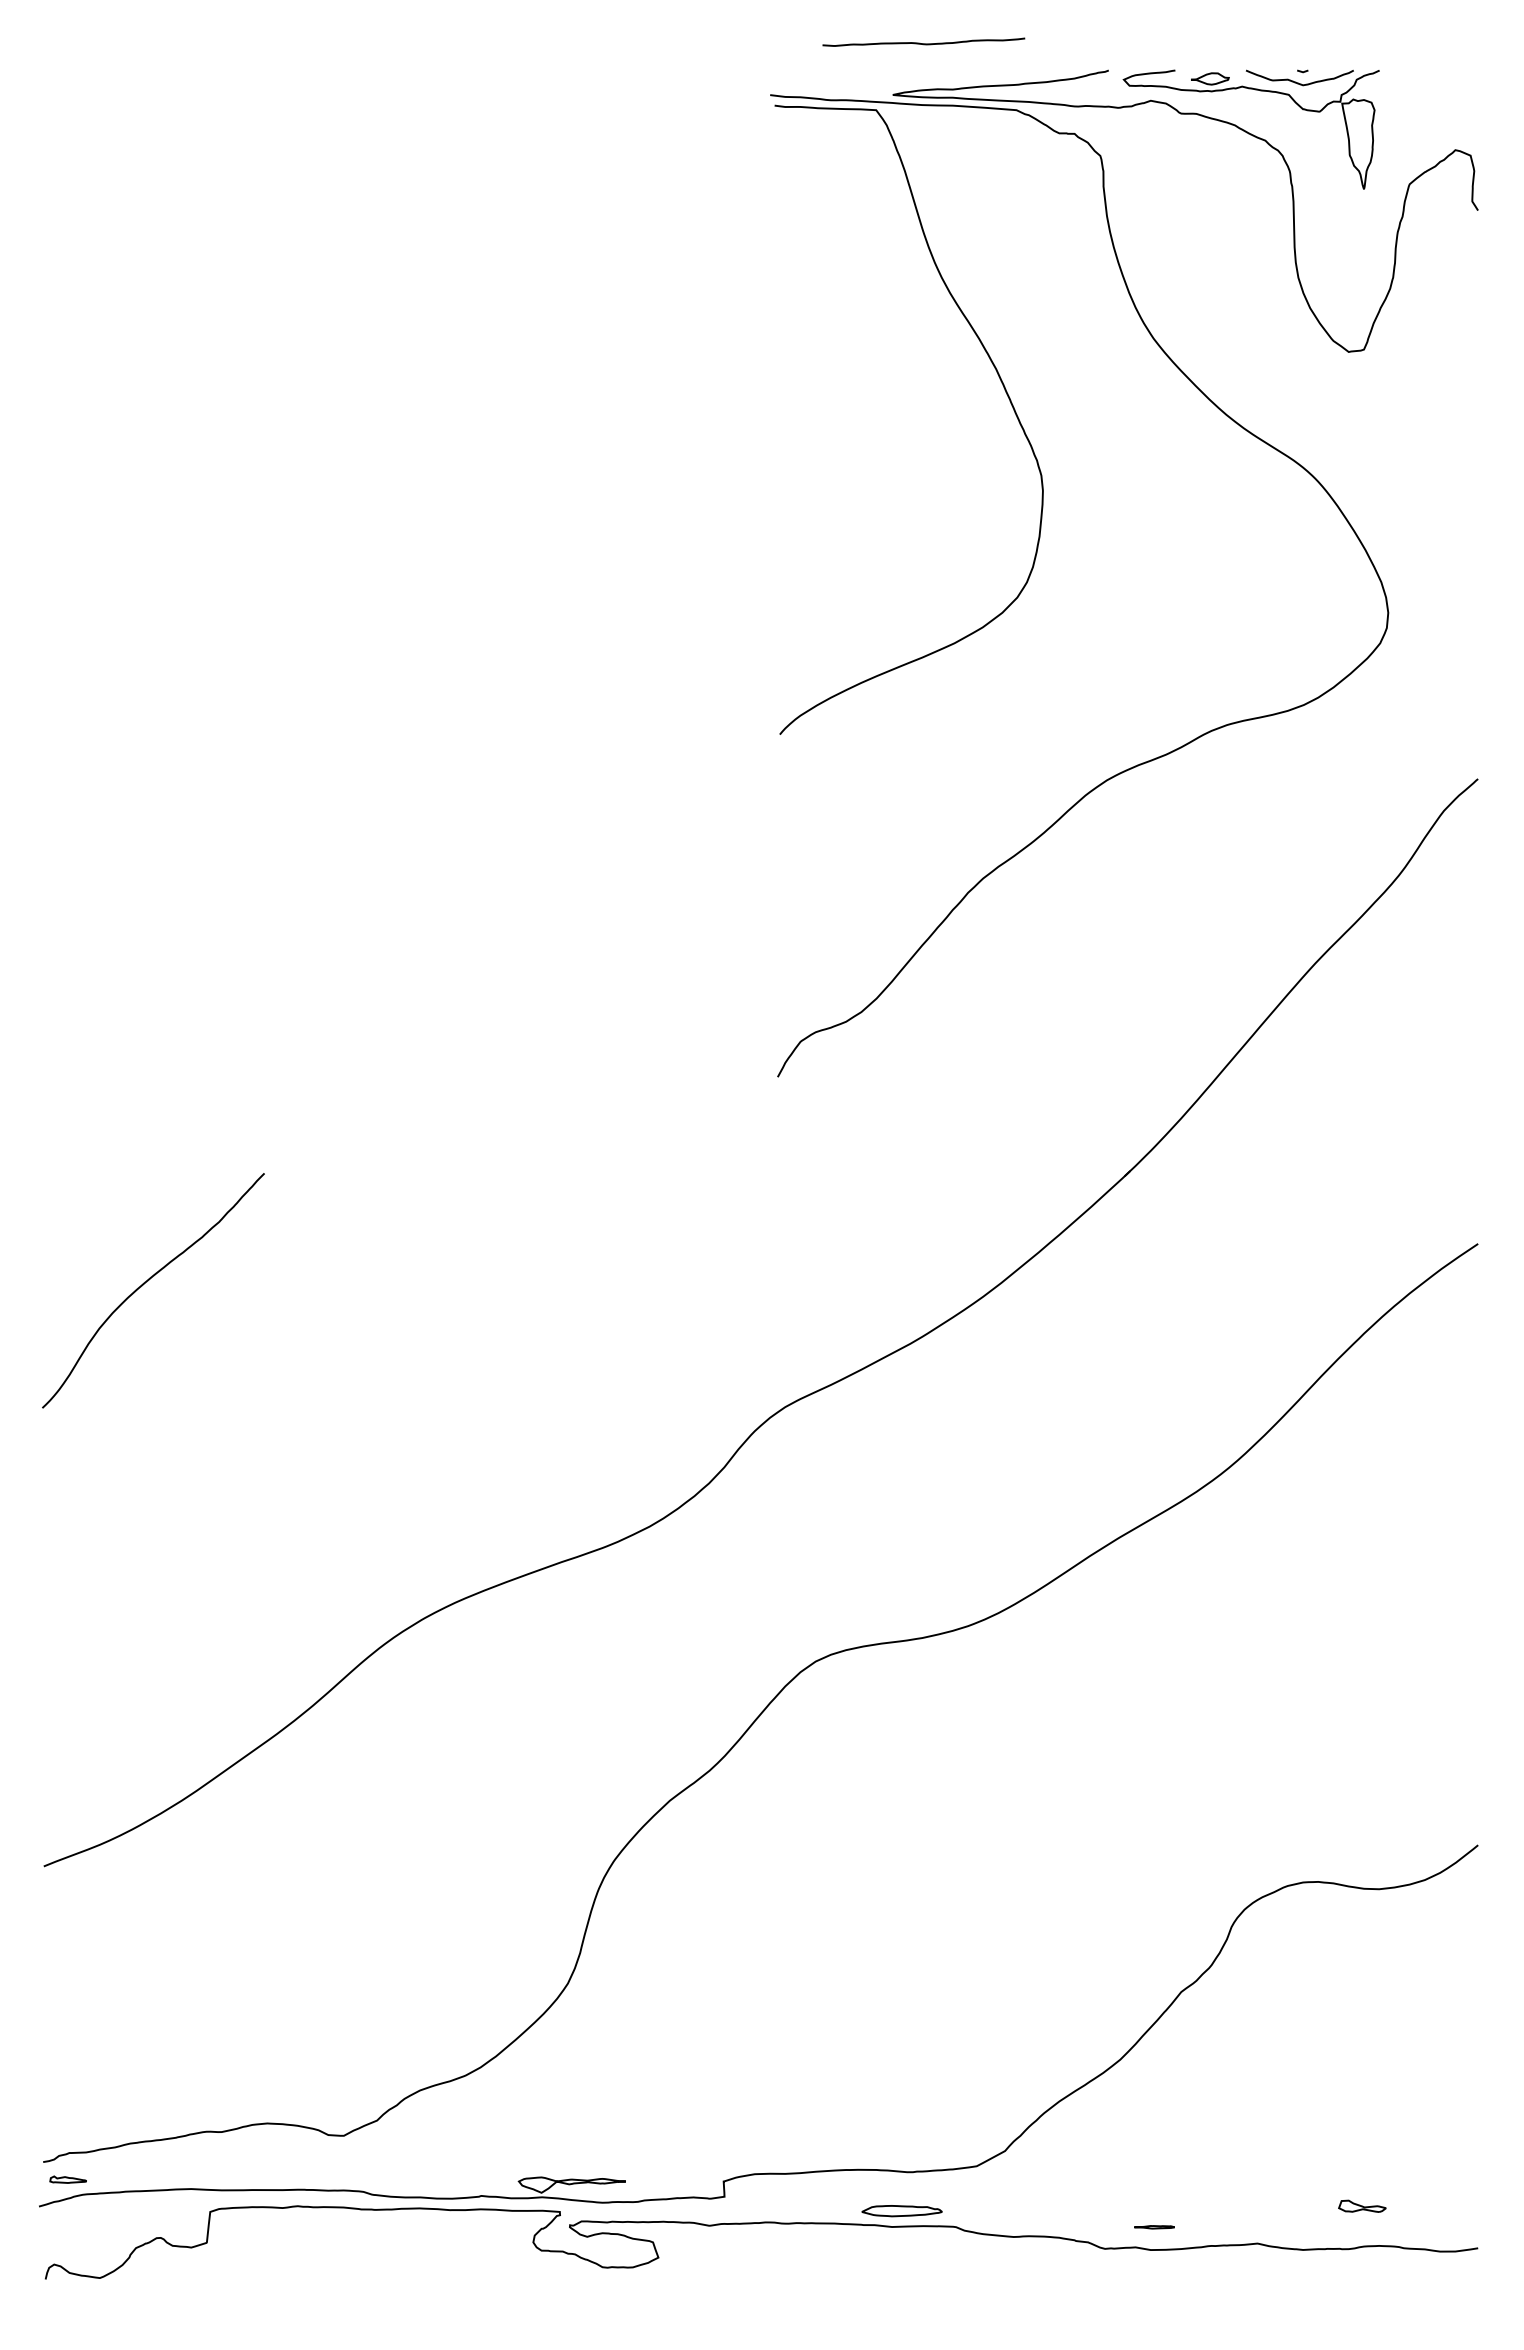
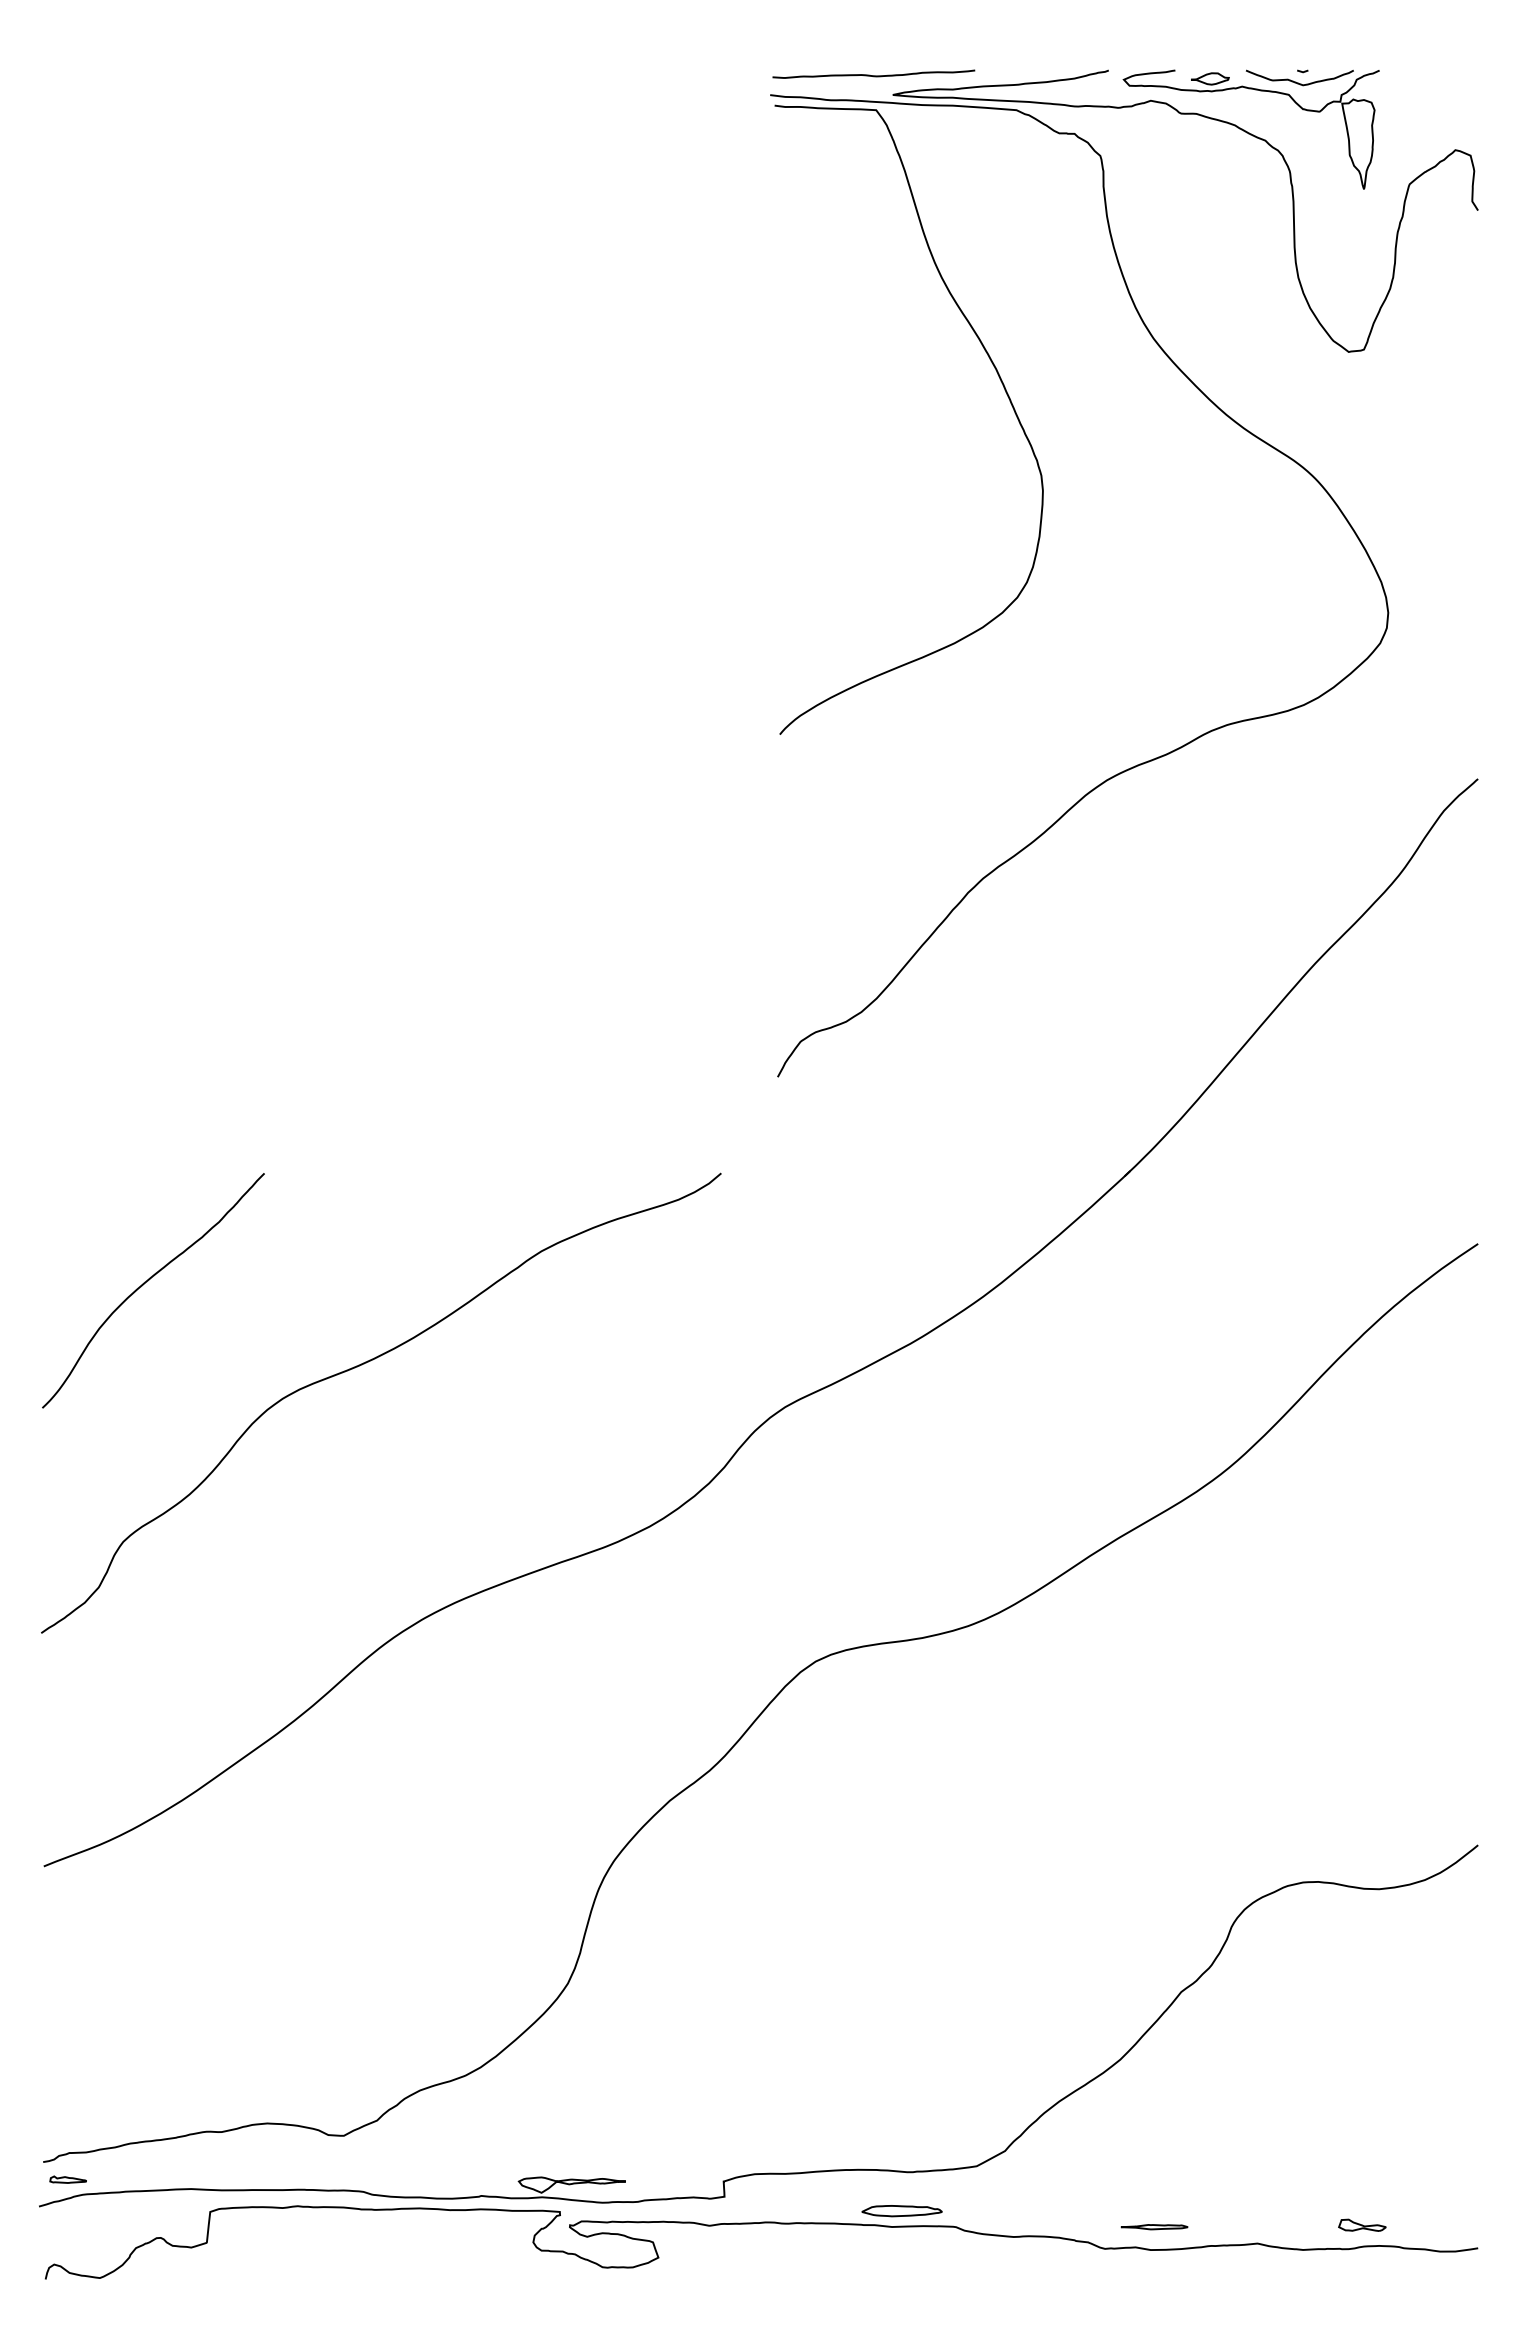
curve position: (923, 43) -> (873, 75) (873, 75)
curve: none -> present (362, 1365)
part position: (1362, 2205) -> (1362, 2224) (1362, 2224)
part size: 41x5 px -> 69x7 px (1154, 2227)
